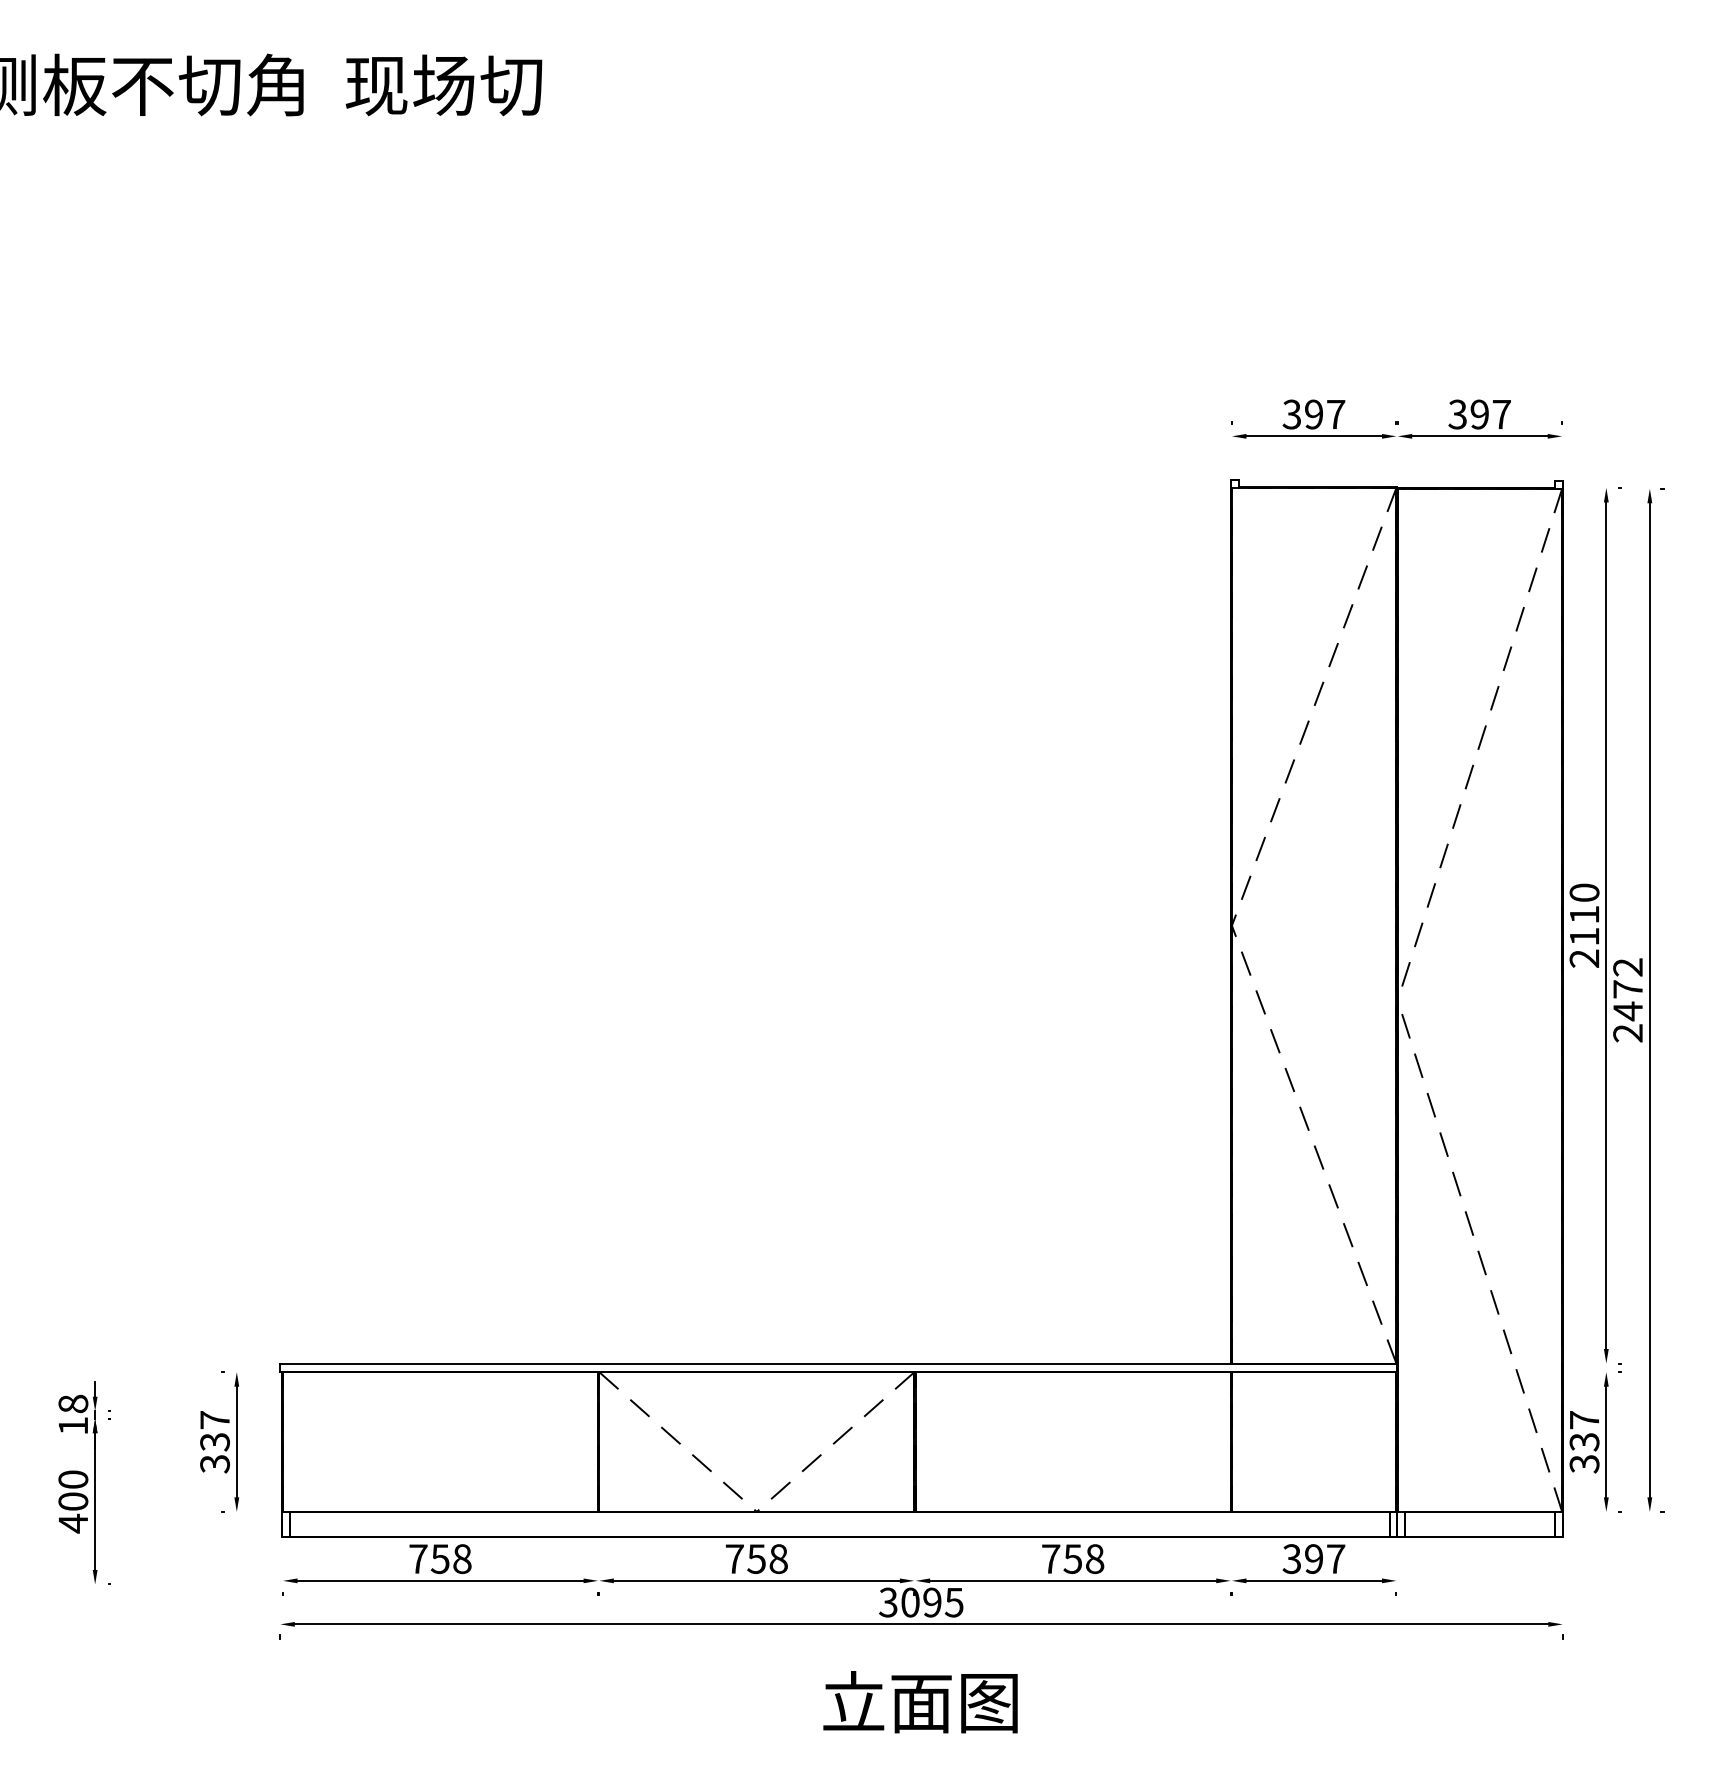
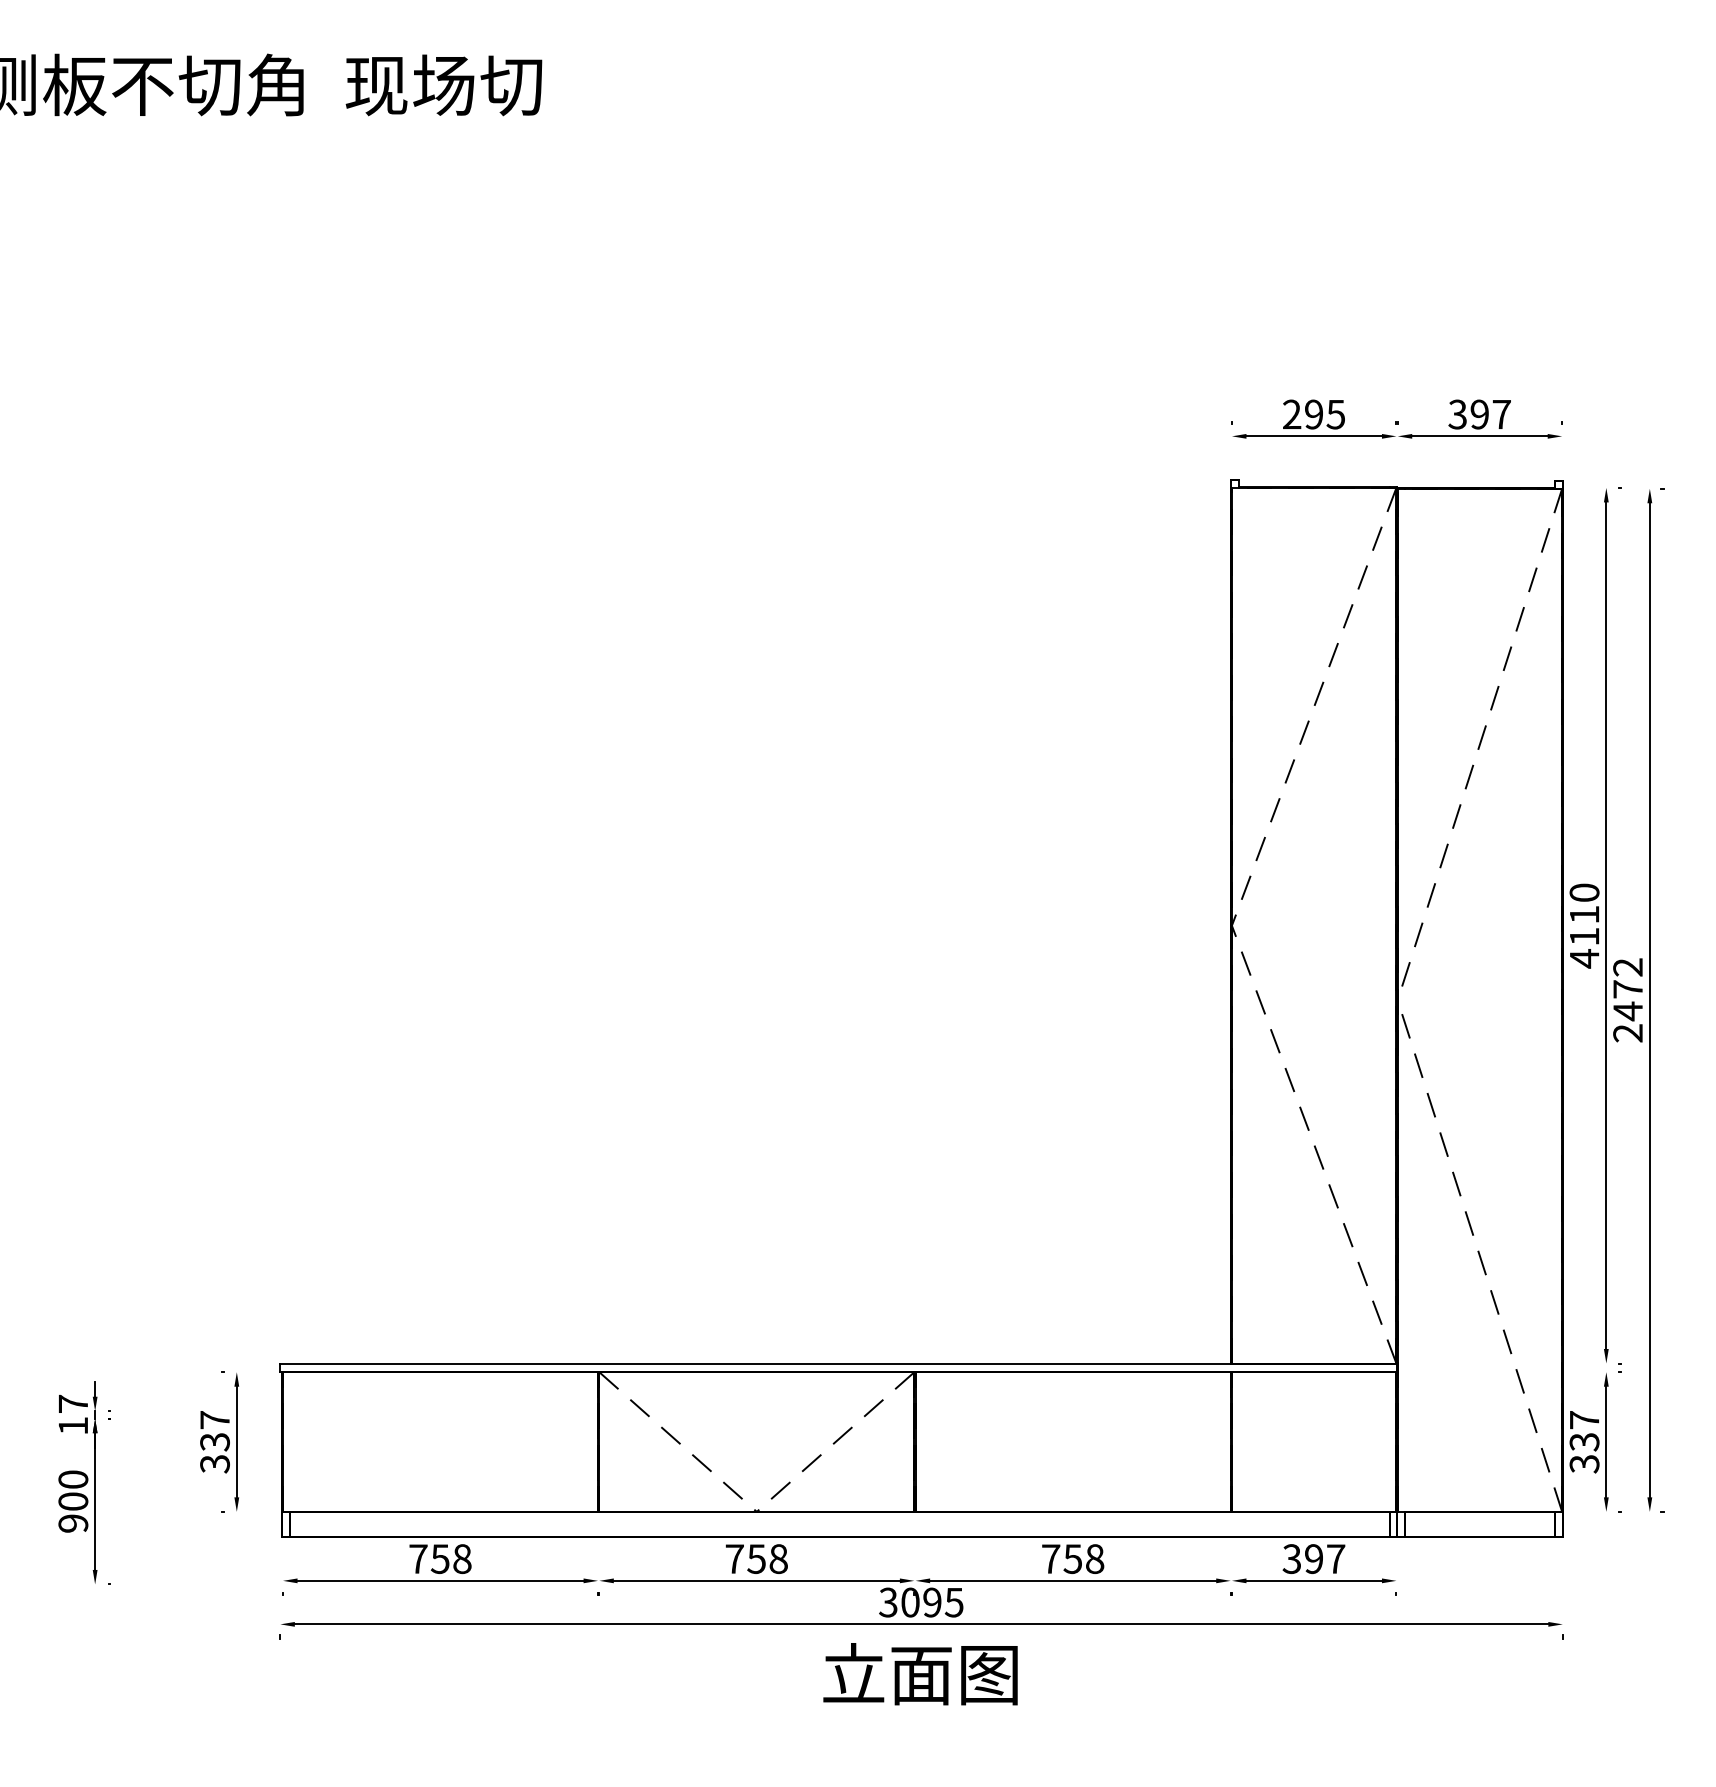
text: 397 -> 295 (1313, 414)
text: 2110 -> 4110 (1584, 958)
text: 18 -> 17 (73, 1403)
text: 400 -> 900 (73, 1523)
text position: (920, 1702) -> (920, 1674) (920, 1674)
